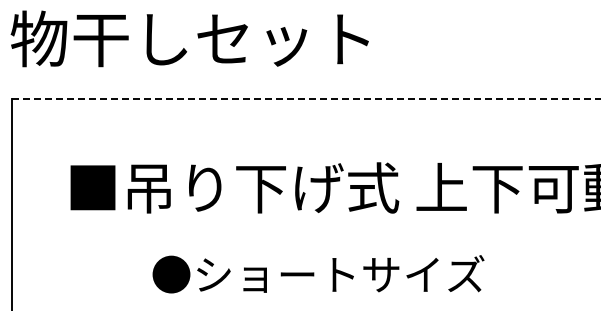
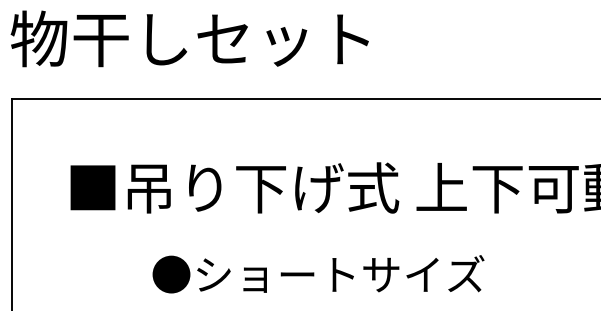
line: dashed -> solid (306, 99)
